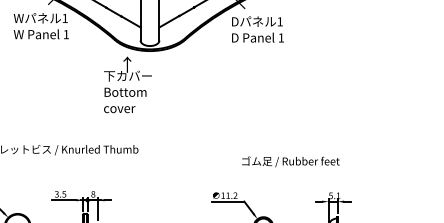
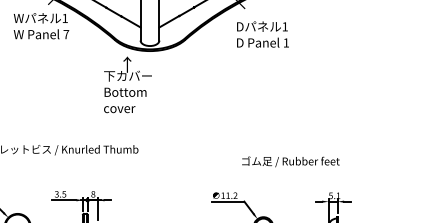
text position: (257, 29) -> (262, 34) (262, 34)
text: 1 -> 7 (66, 34)
